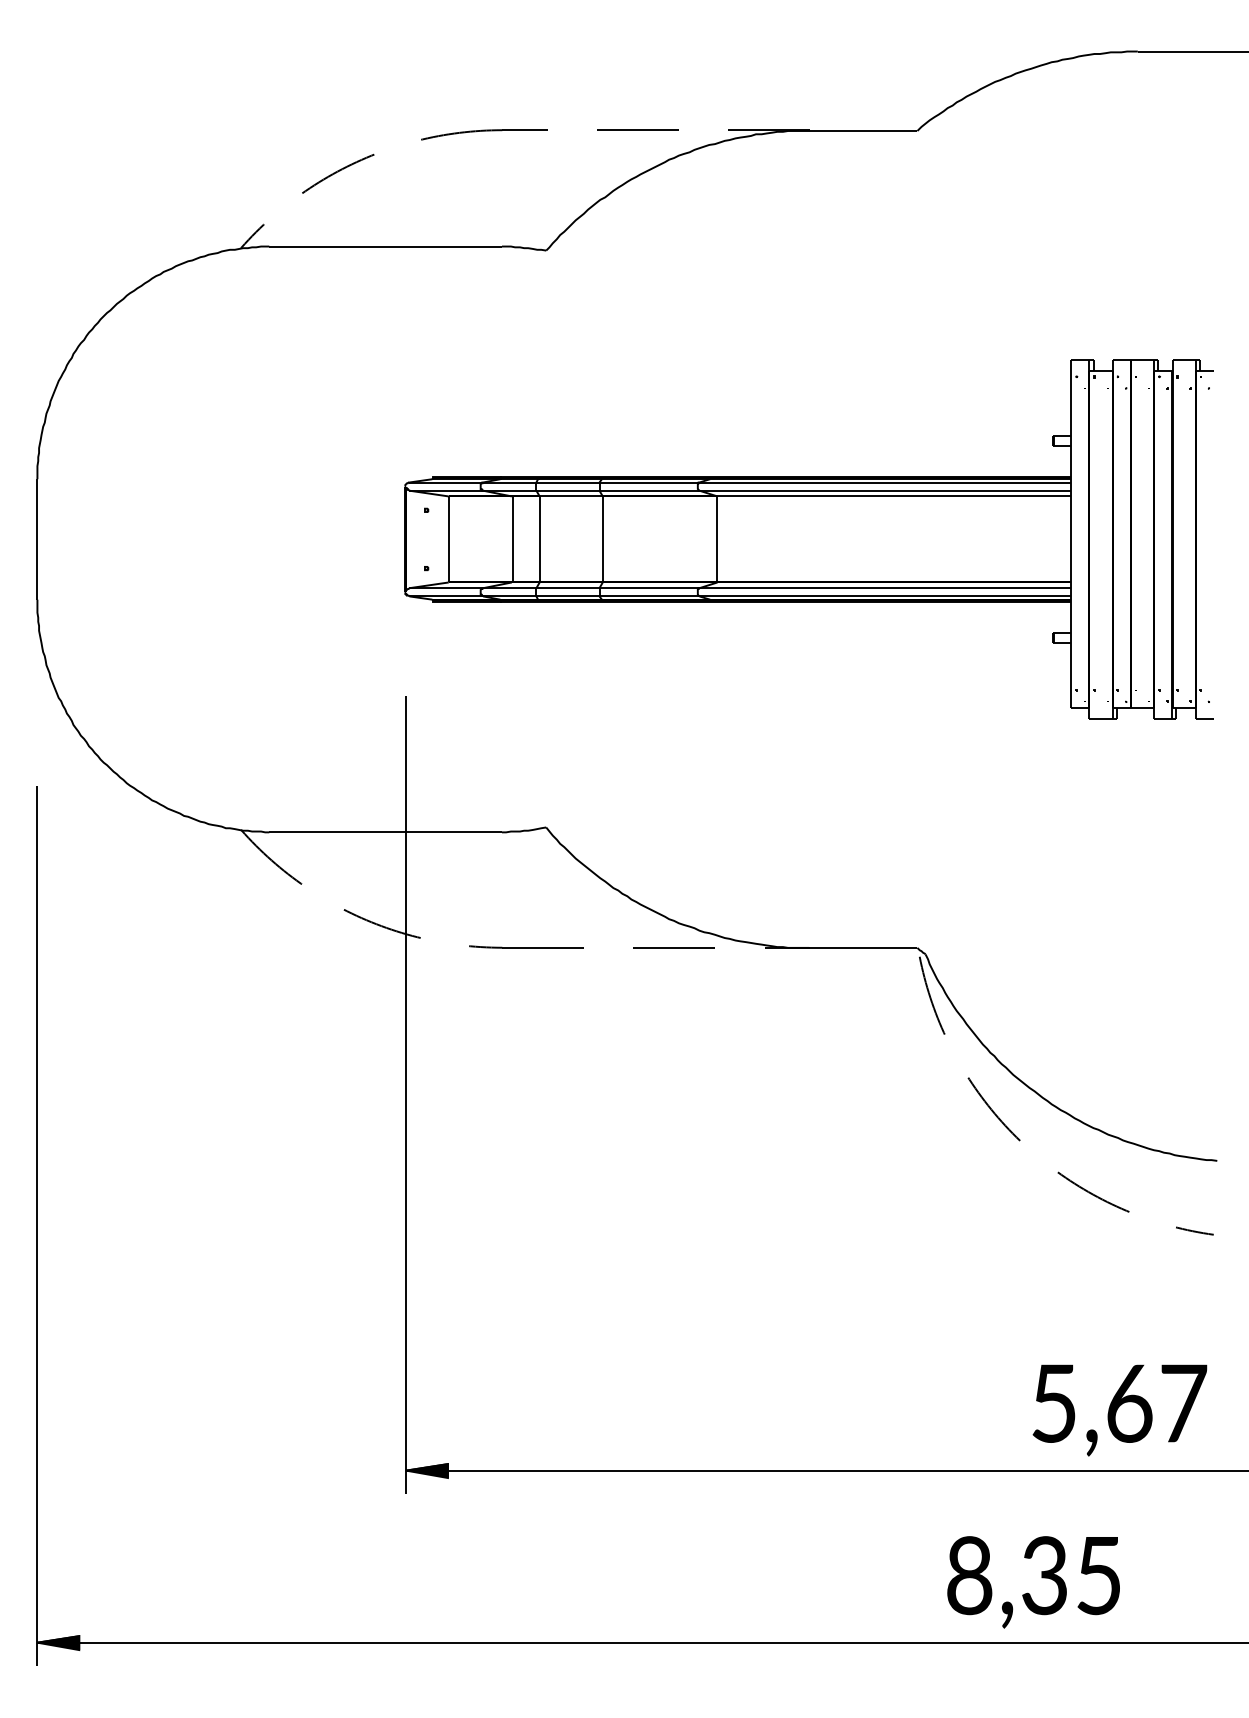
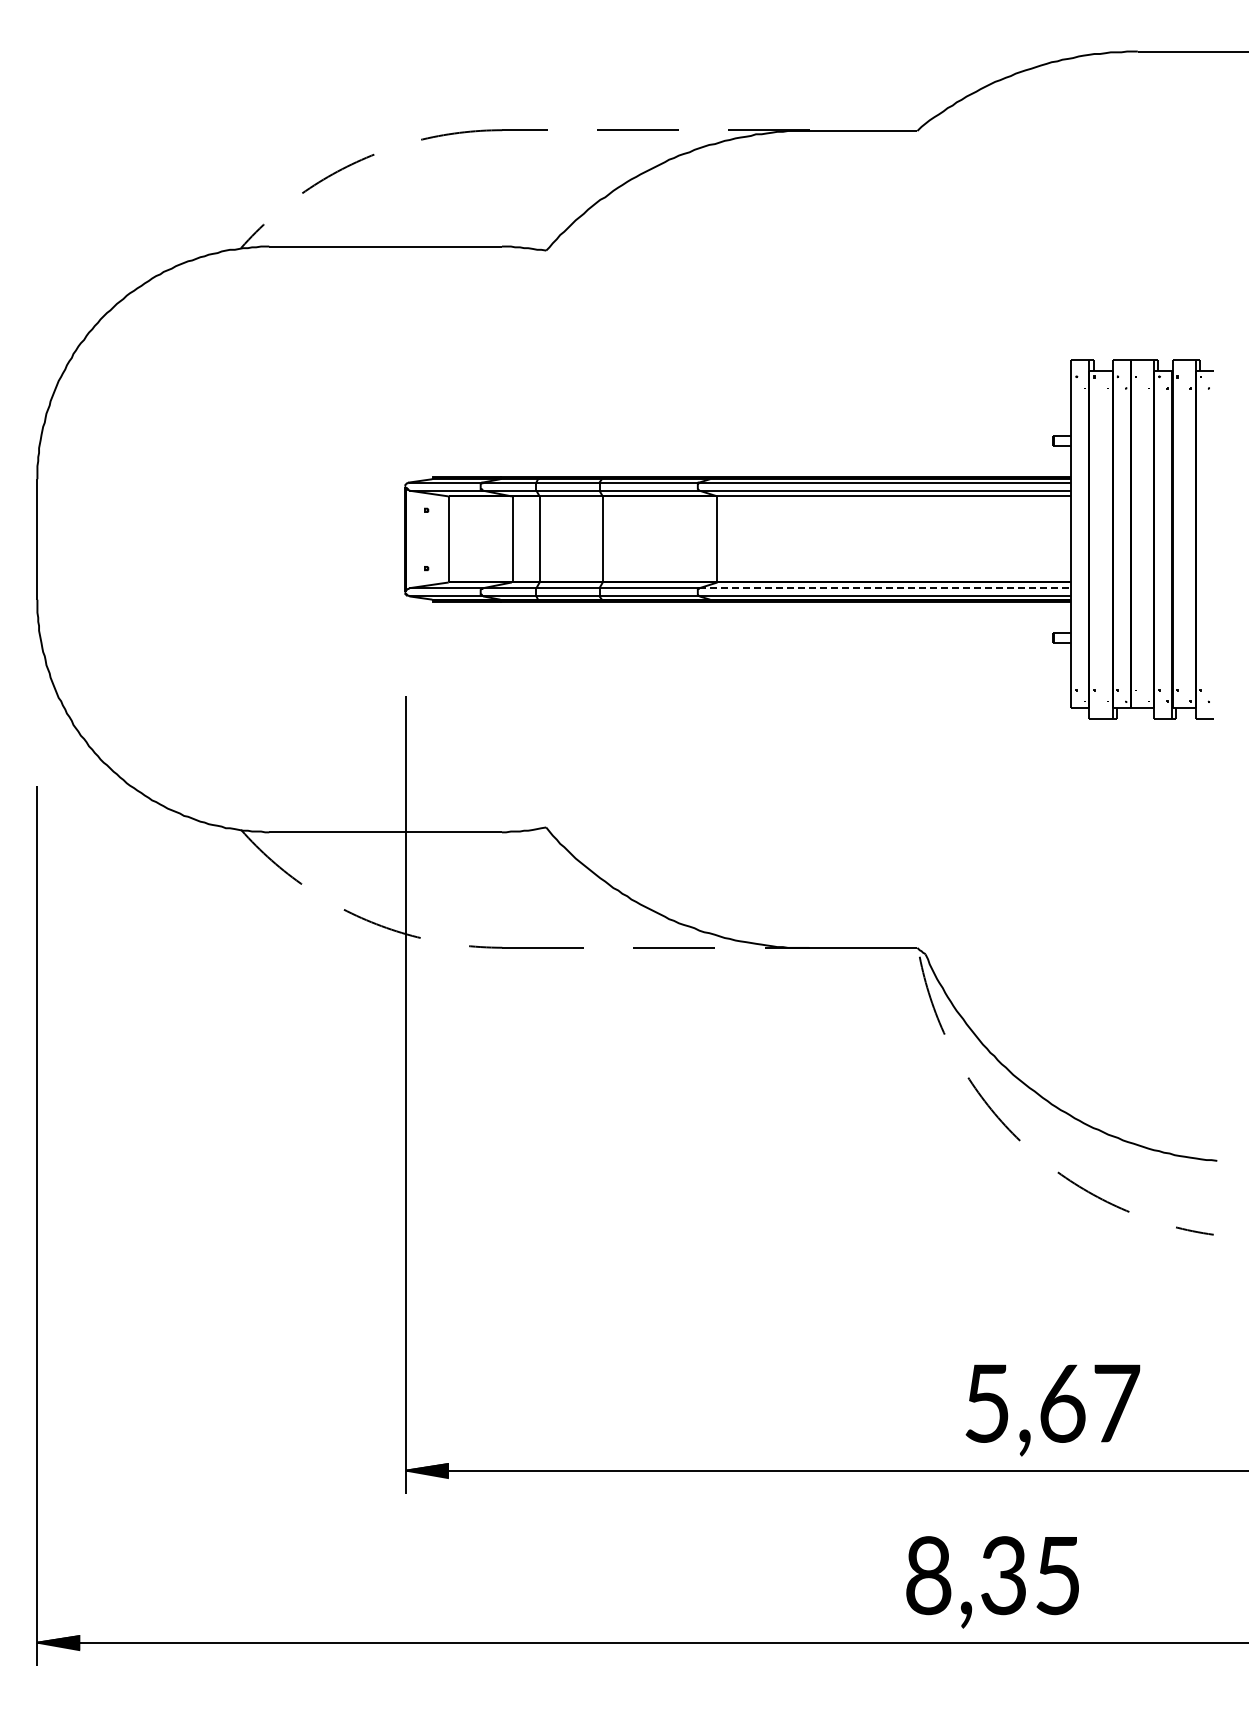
line: solid -> dashed (885, 588)
text position: (1119, 1410) -> (1052, 1410) (1052, 1410)
text position: (1033, 1582) -> (992, 1582) (992, 1582)
